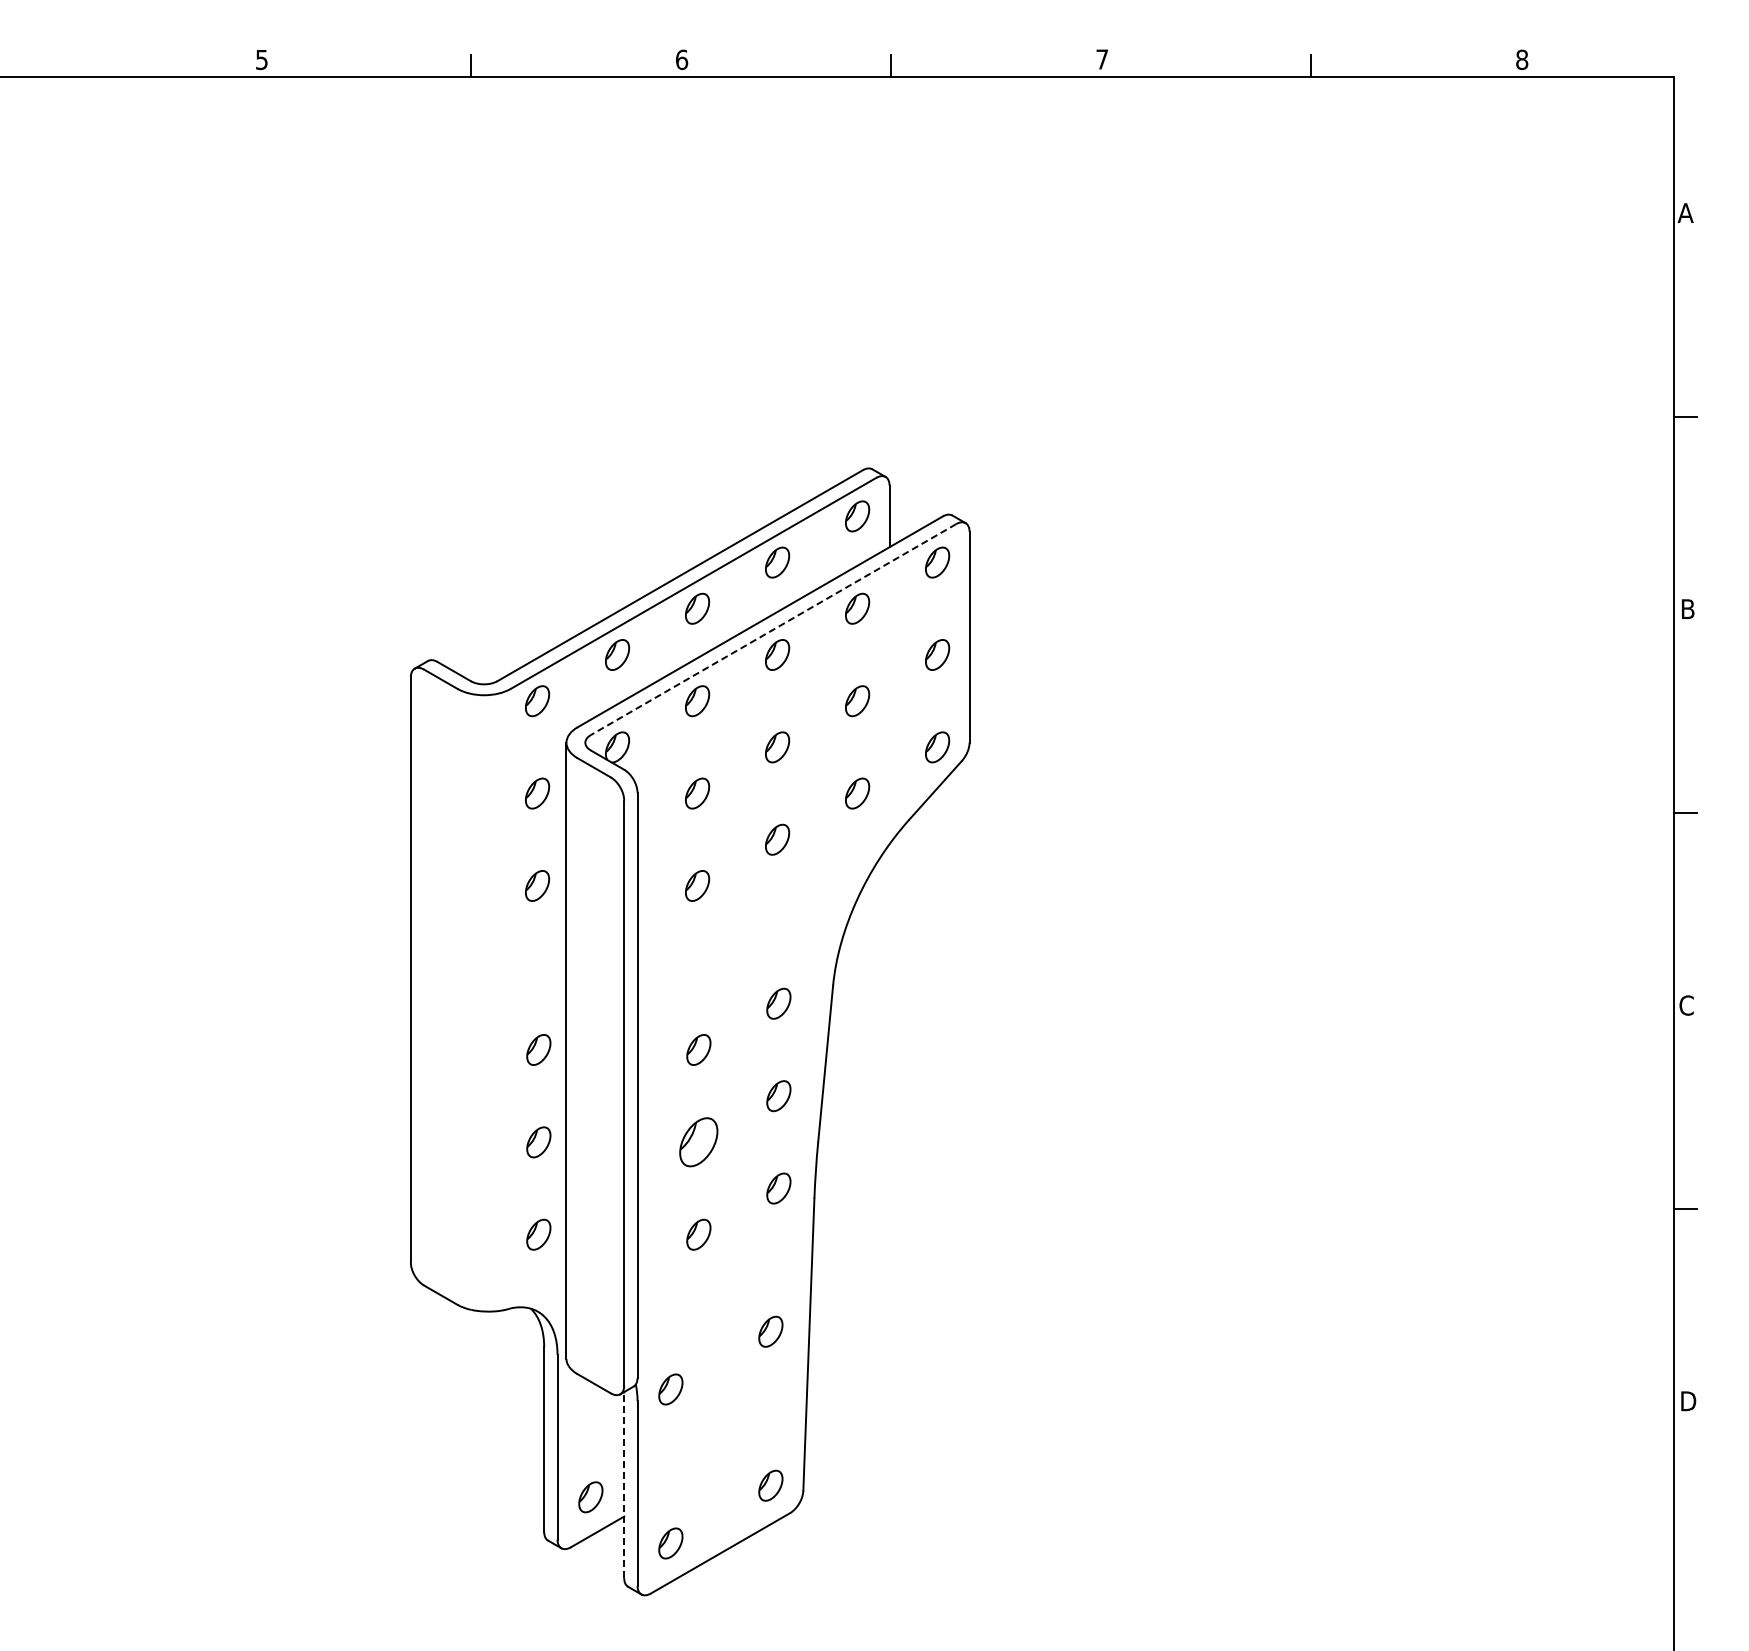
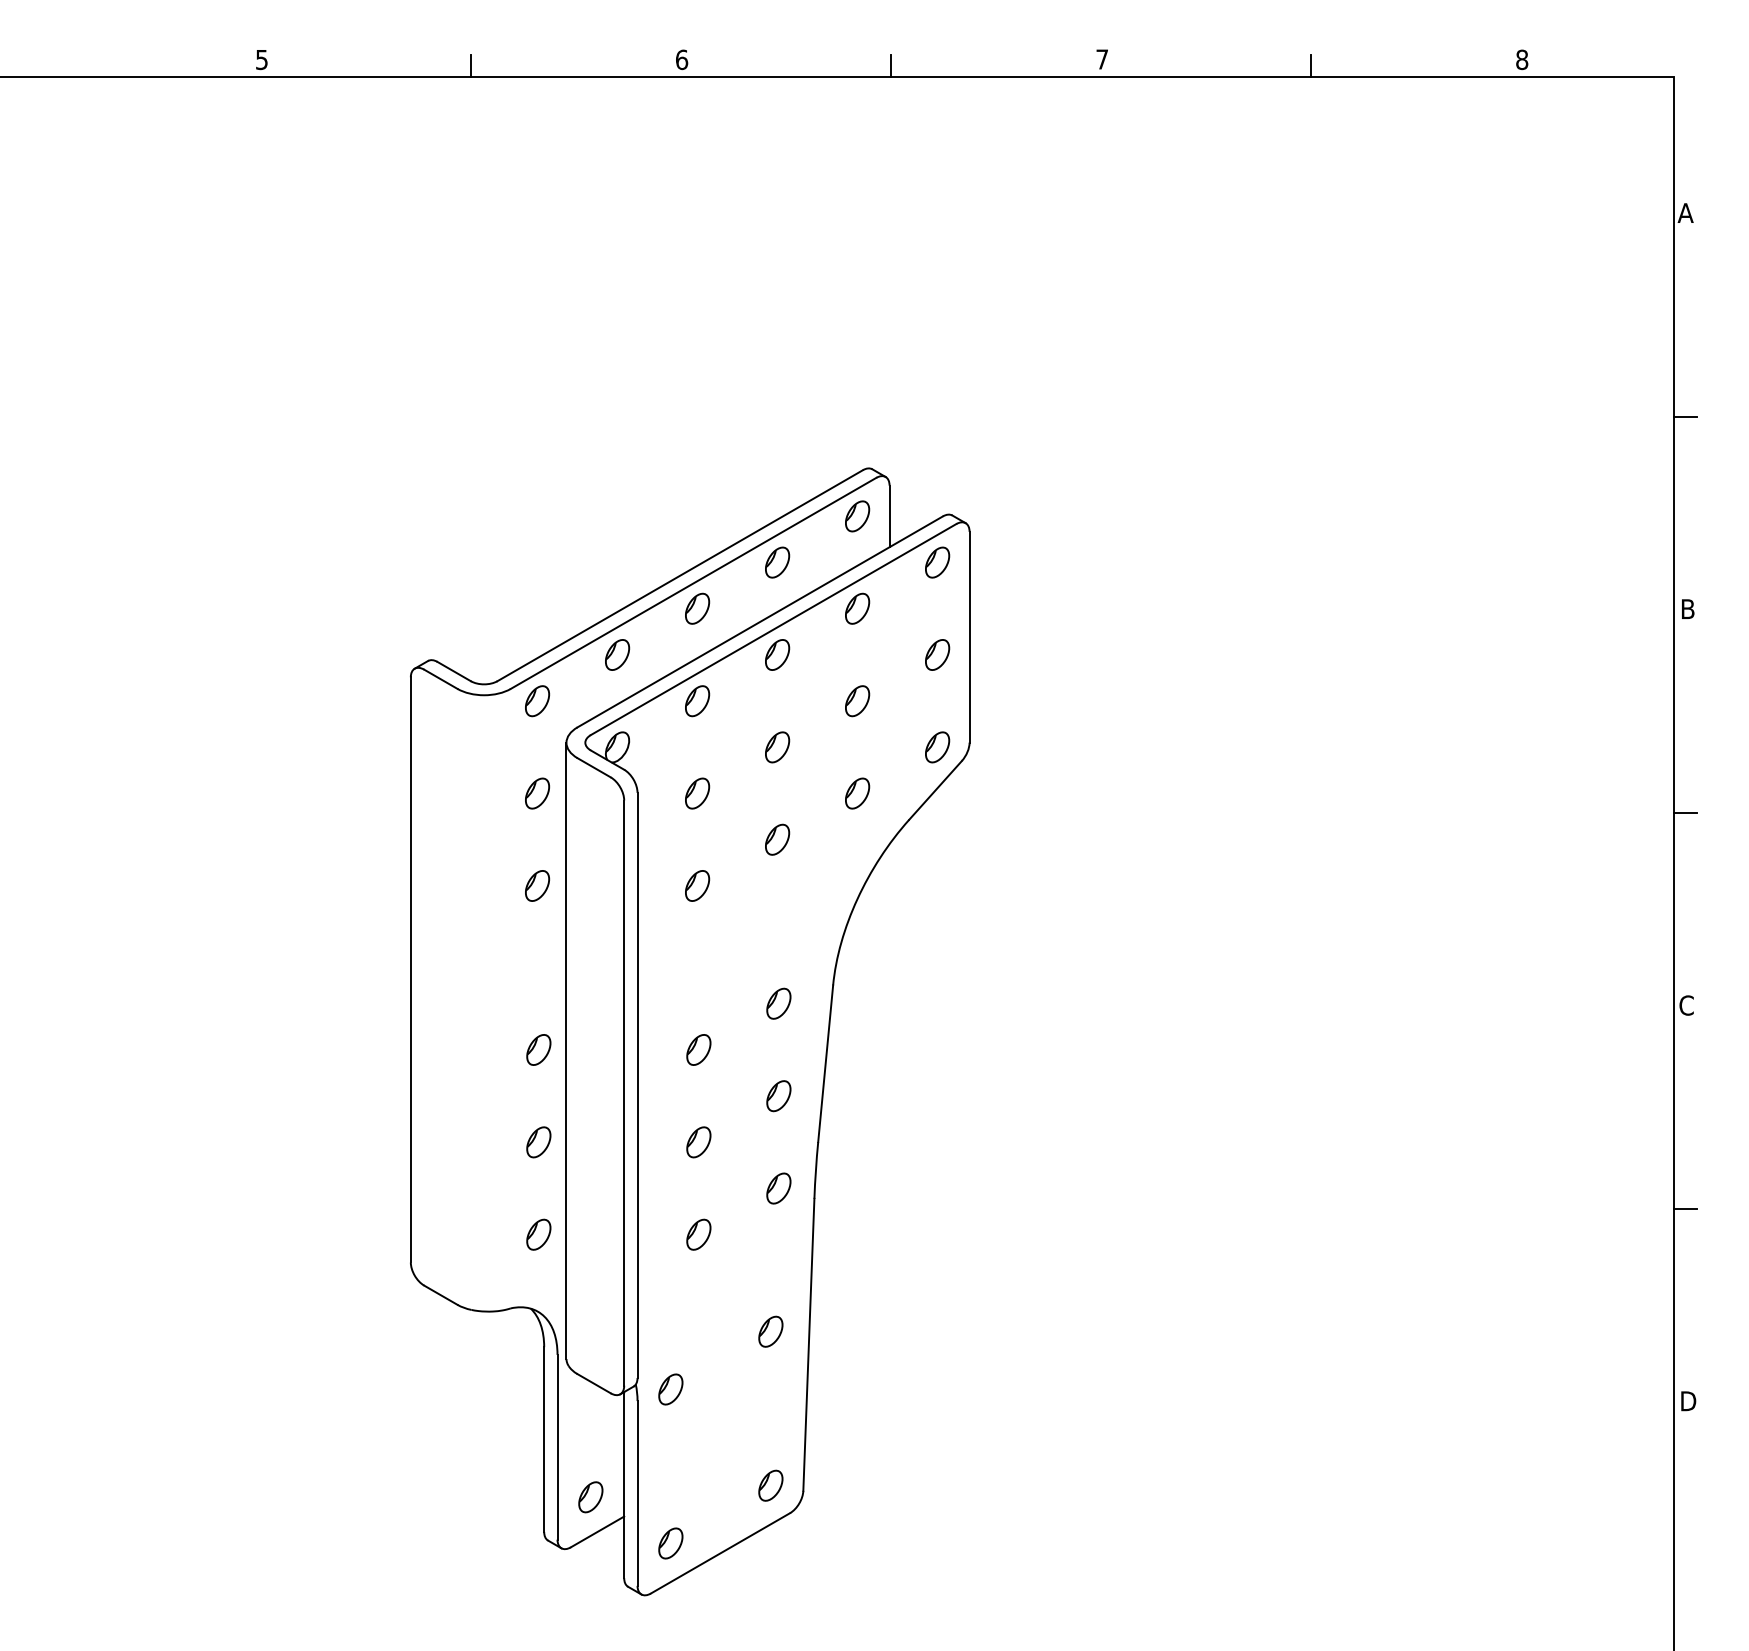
line: dashed -> solid (773, 629)
part size: 40x51 px -> 26x33 px (698, 1142)
line: dashed -> solid (624, 1485)
